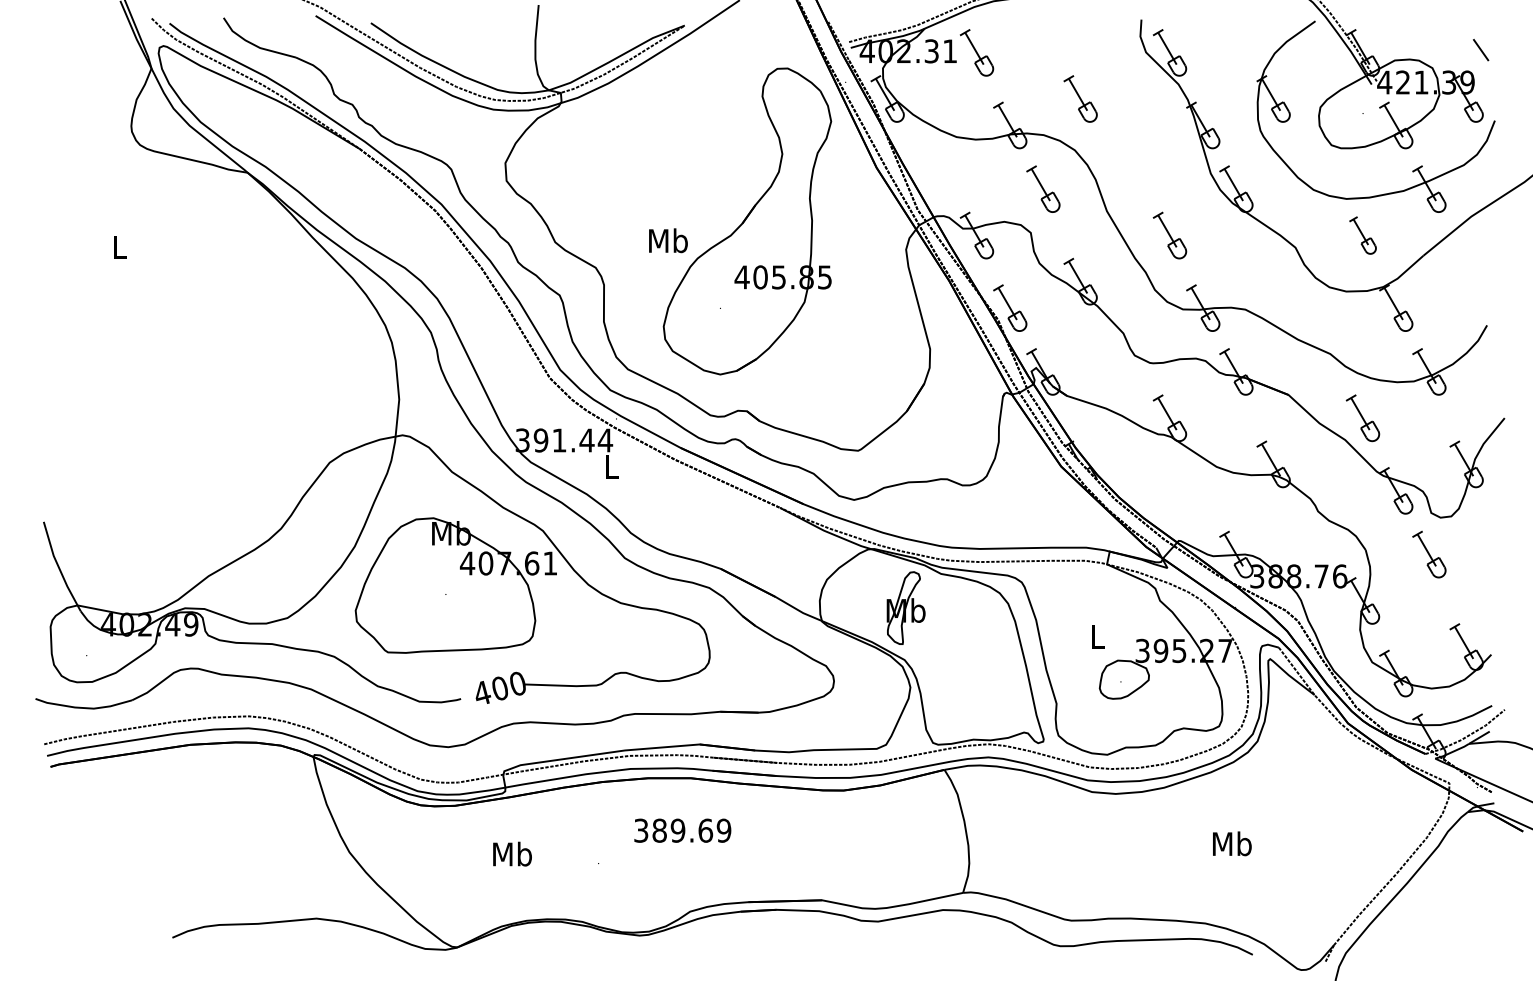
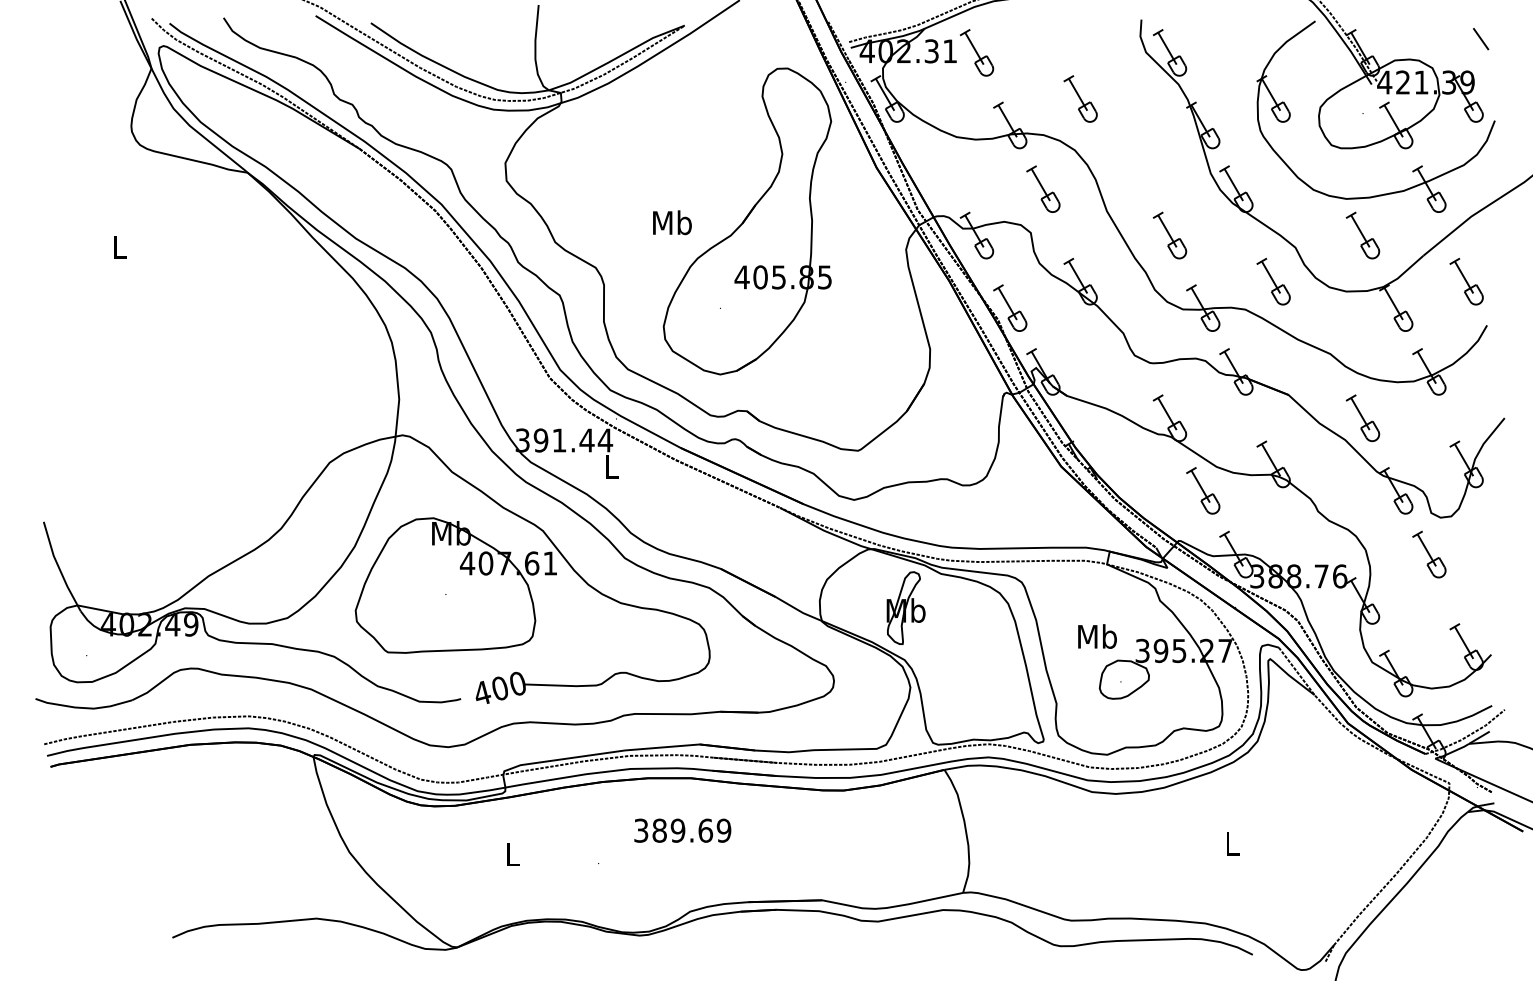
line position: (1481, 50) -> (1481, 39) (1481, 39)
part size: 28x39 px -> 36x49 px (1362, 235)
text position: (668, 240) -> (672, 222) (672, 222)
part: none -> present (1273, 281)
part: none -> present (1466, 281)
part: none -> present (1203, 490)
text: L -> Mb (1097, 636)
text: Mb -> L (1232, 843)
text: Mb -> L (512, 853)
